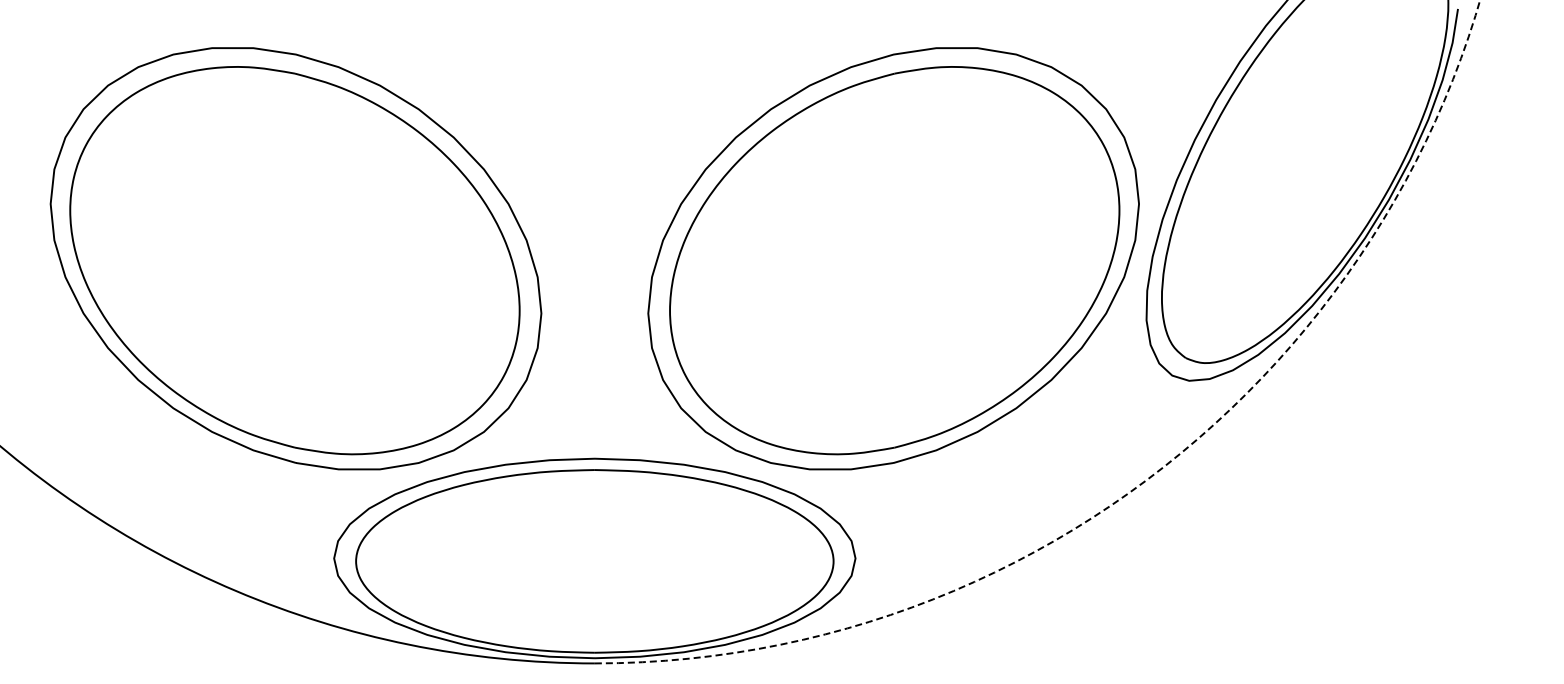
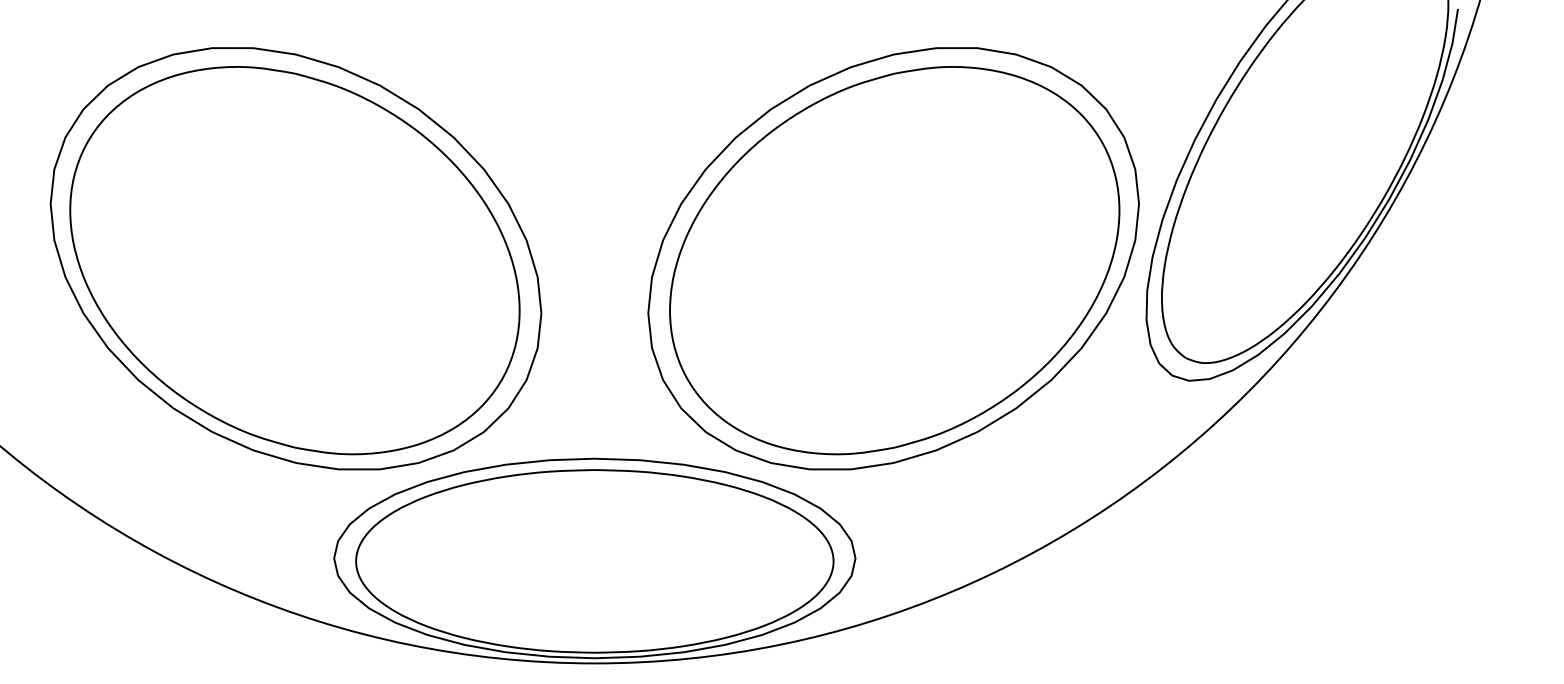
arc: dashed -> solid (1149, 477)
